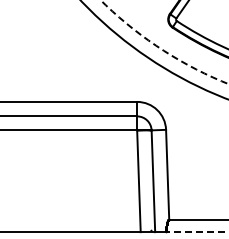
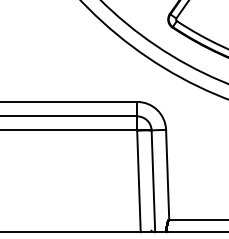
arc: dashed -> solid (161, 48)
line: dashed -> solid (197, 232)
